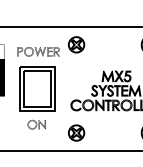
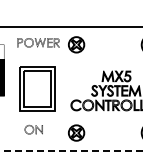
part position: (38, 51) -> (38, 42) (38, 42)
part position: (36, 124) -> (33, 129) (33, 129)
line: solid -> dashed (71, 150)
